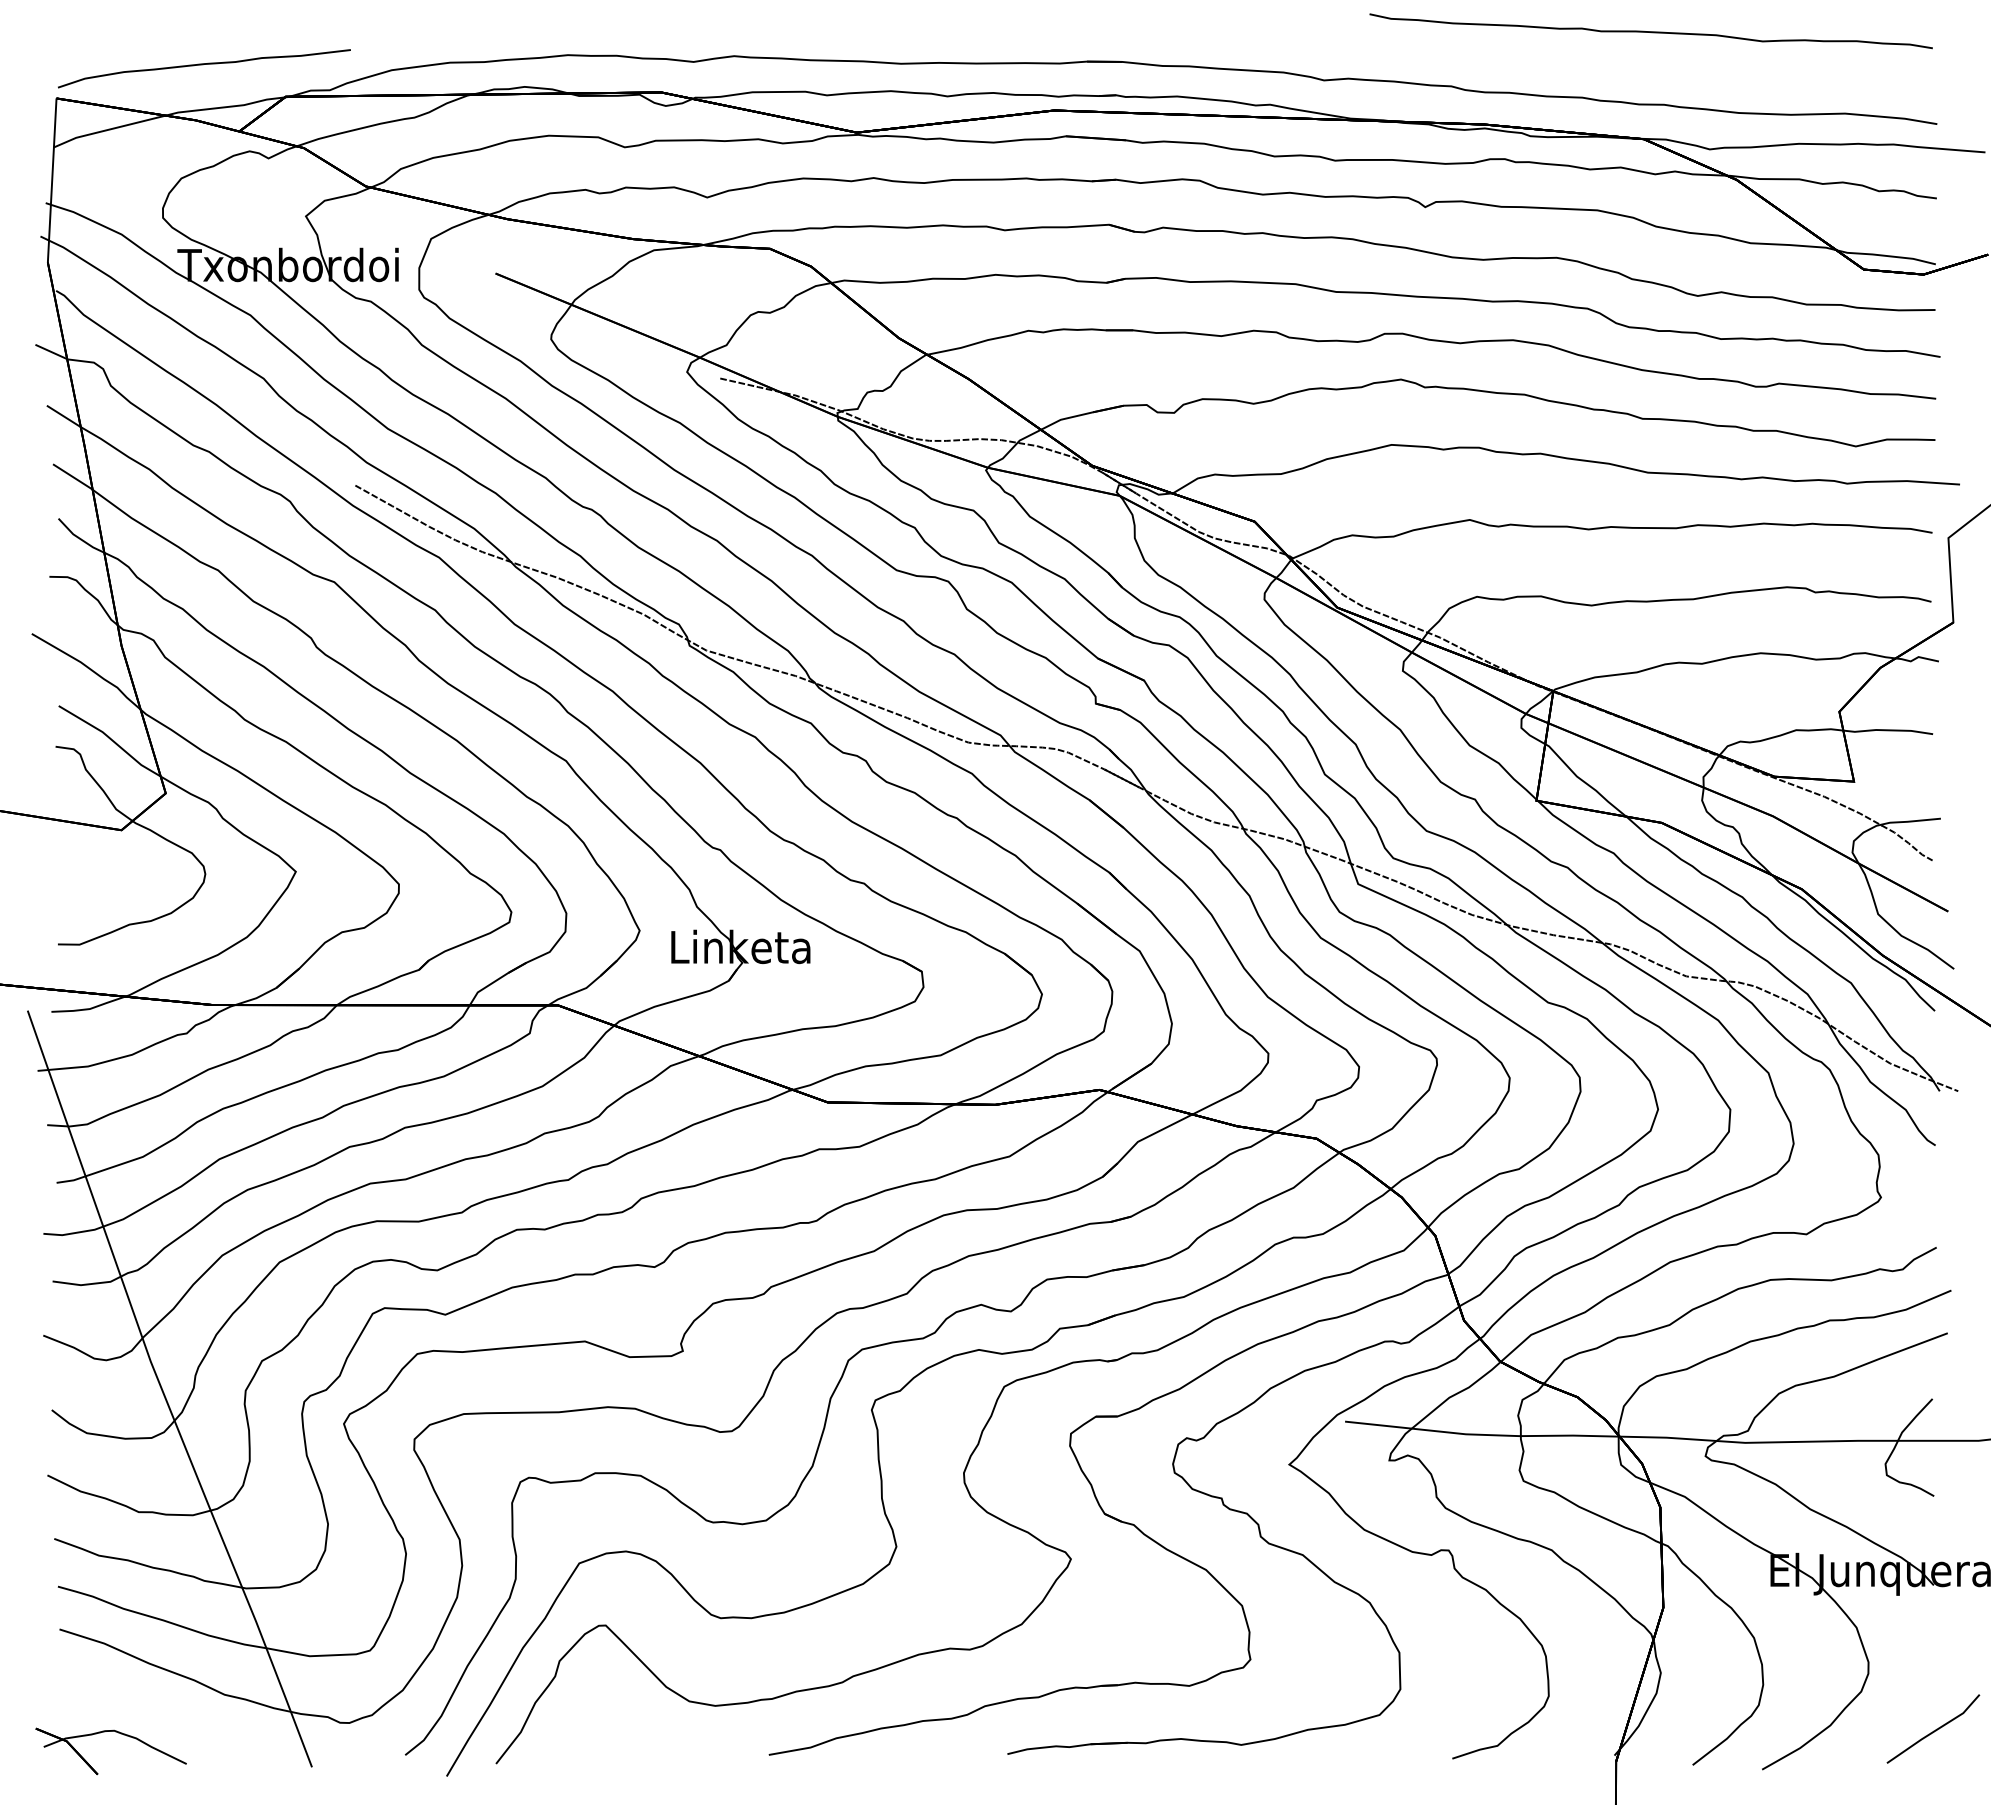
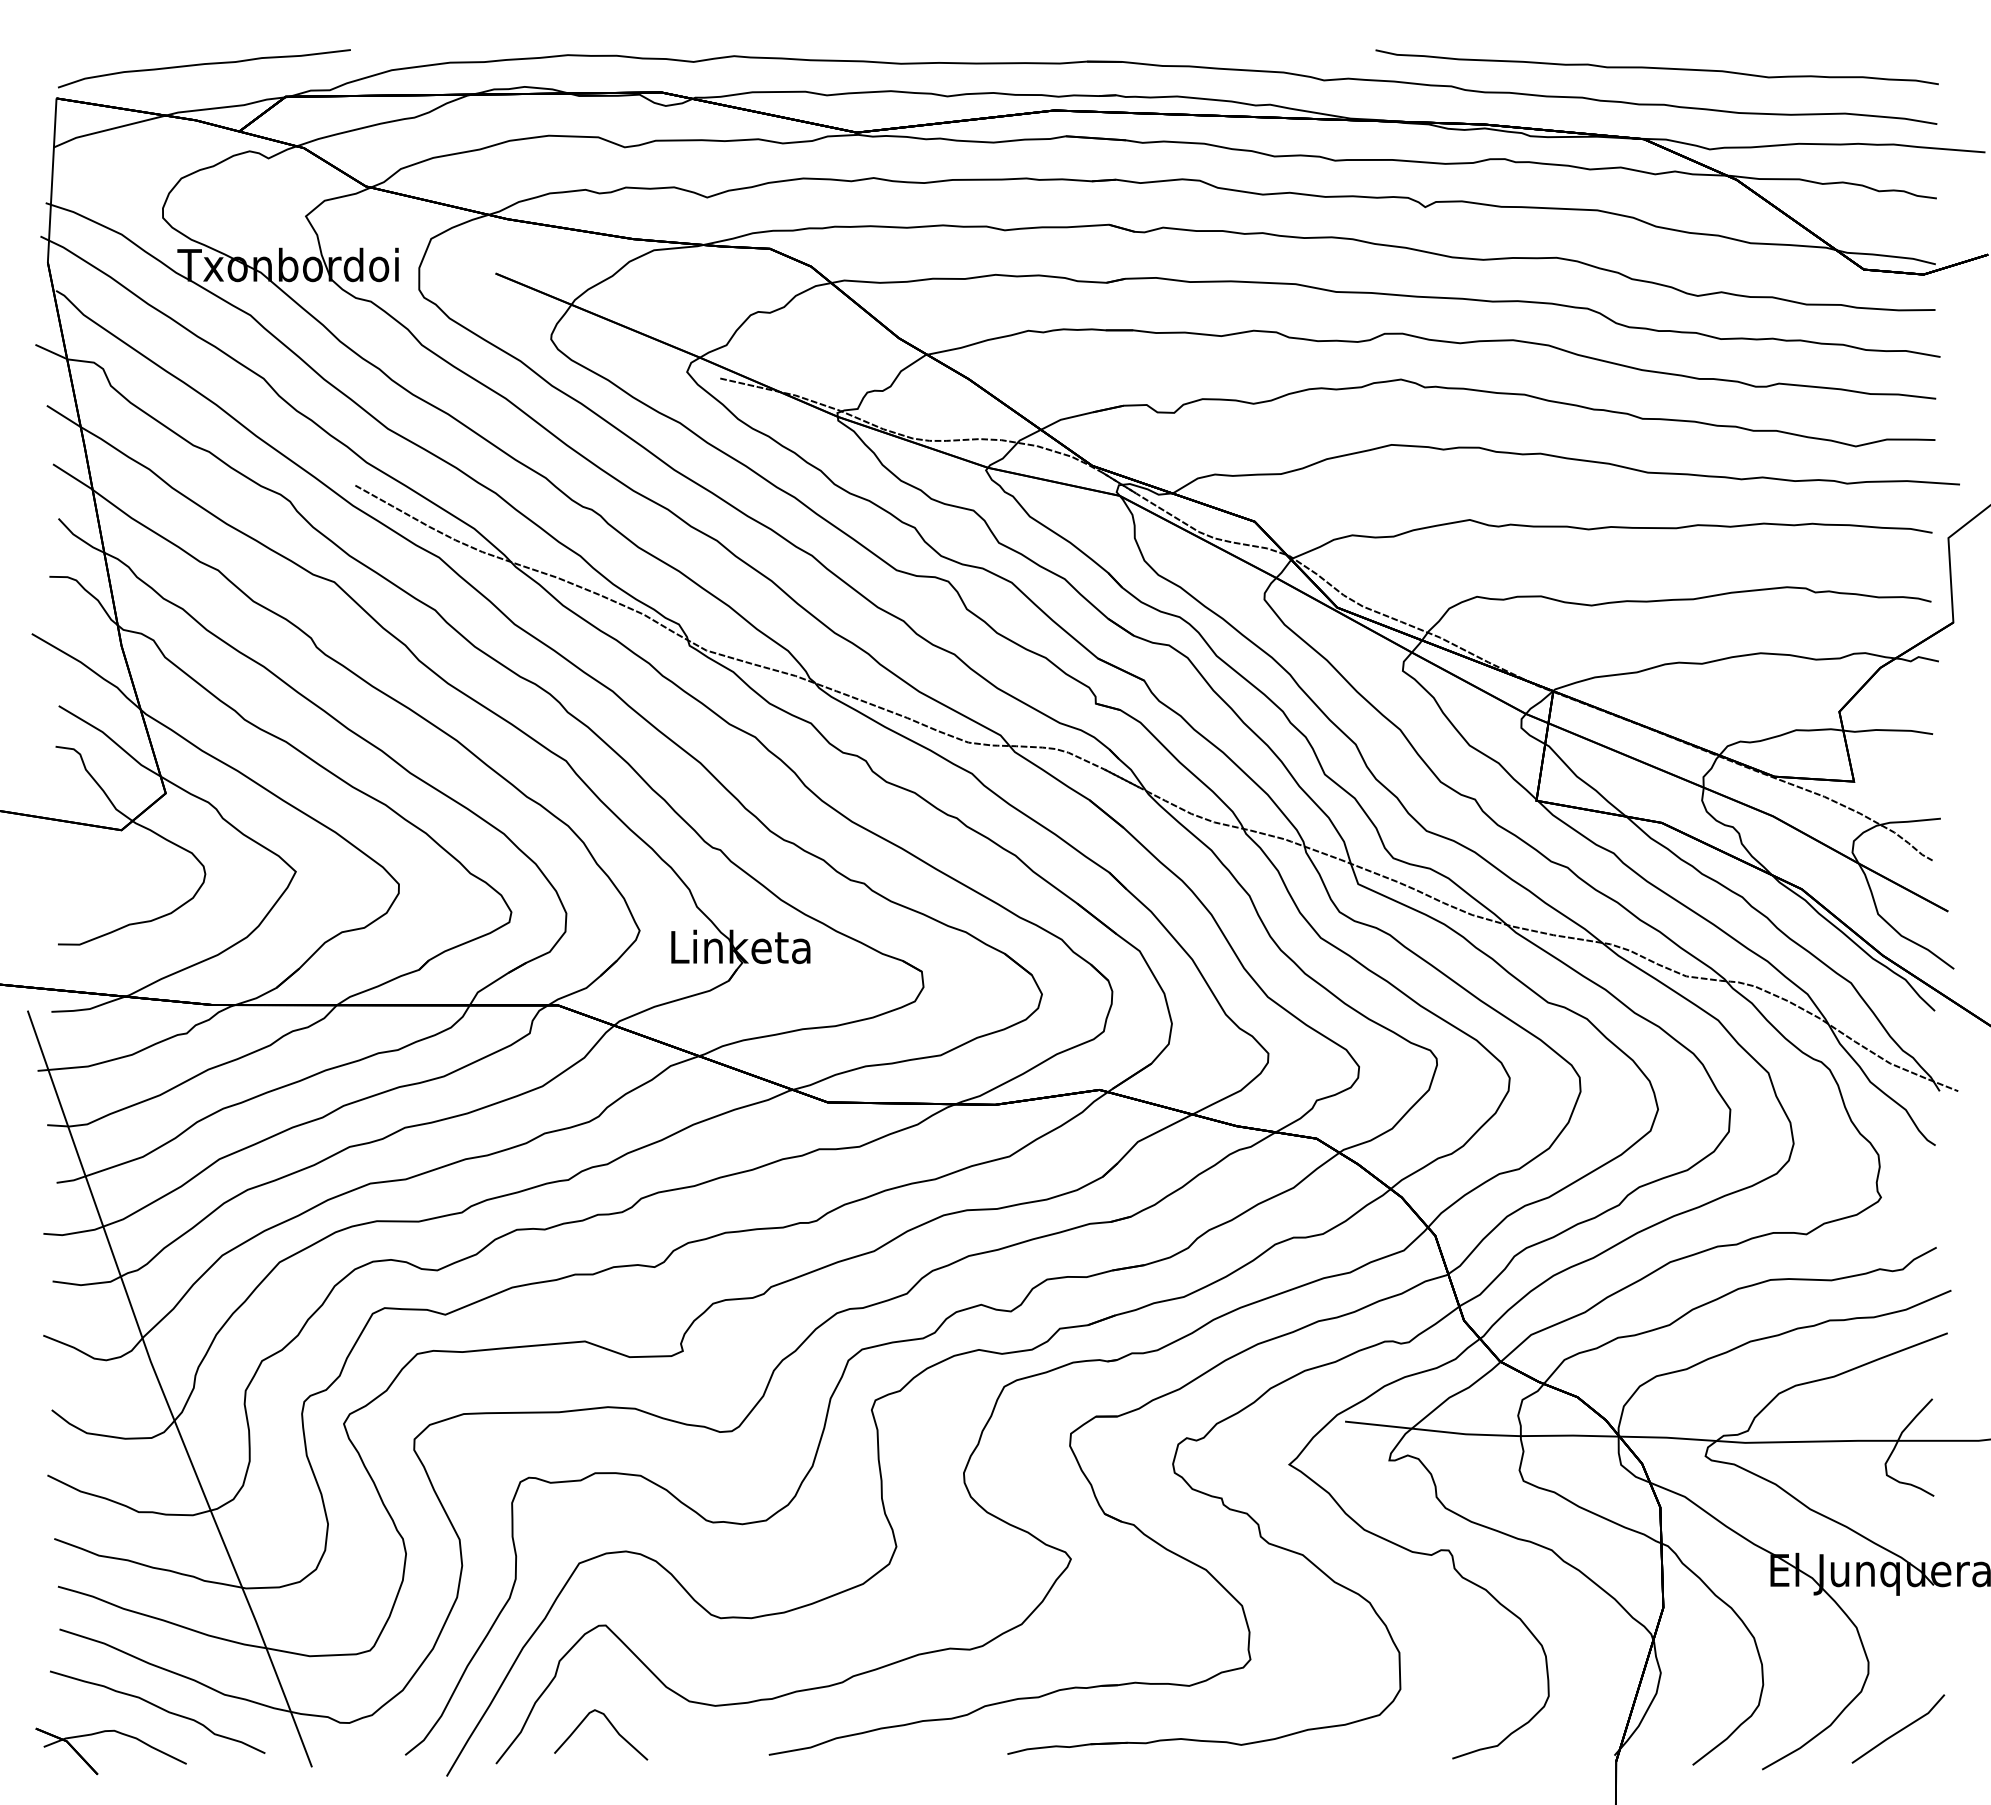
curve position: (1650, 31) -> (1656, 67) (1656, 67)
curve: none -> present (158, 1708)
curve: none -> present (612, 1727)
line position: (1933, 1730) -> (1898, 1730) (1898, 1730)
